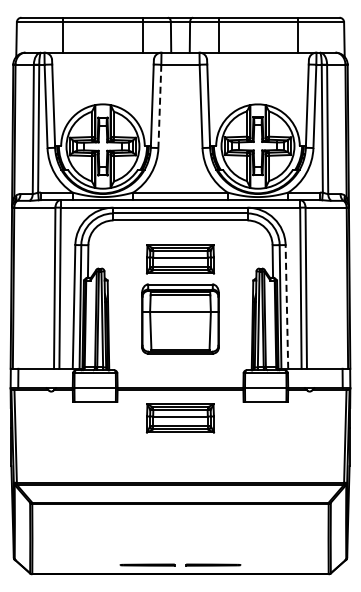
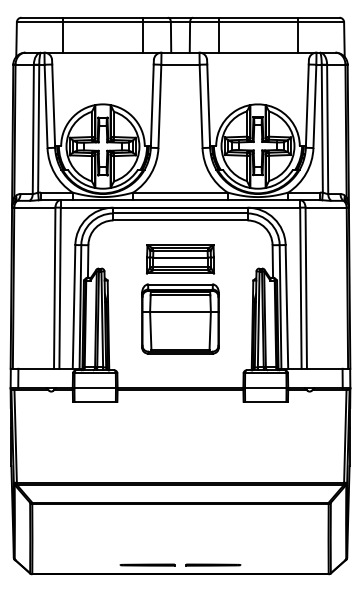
line: dashed -> solid (159, 106)
line: dashed -> solid (286, 306)
part: present -> none (180, 418)
